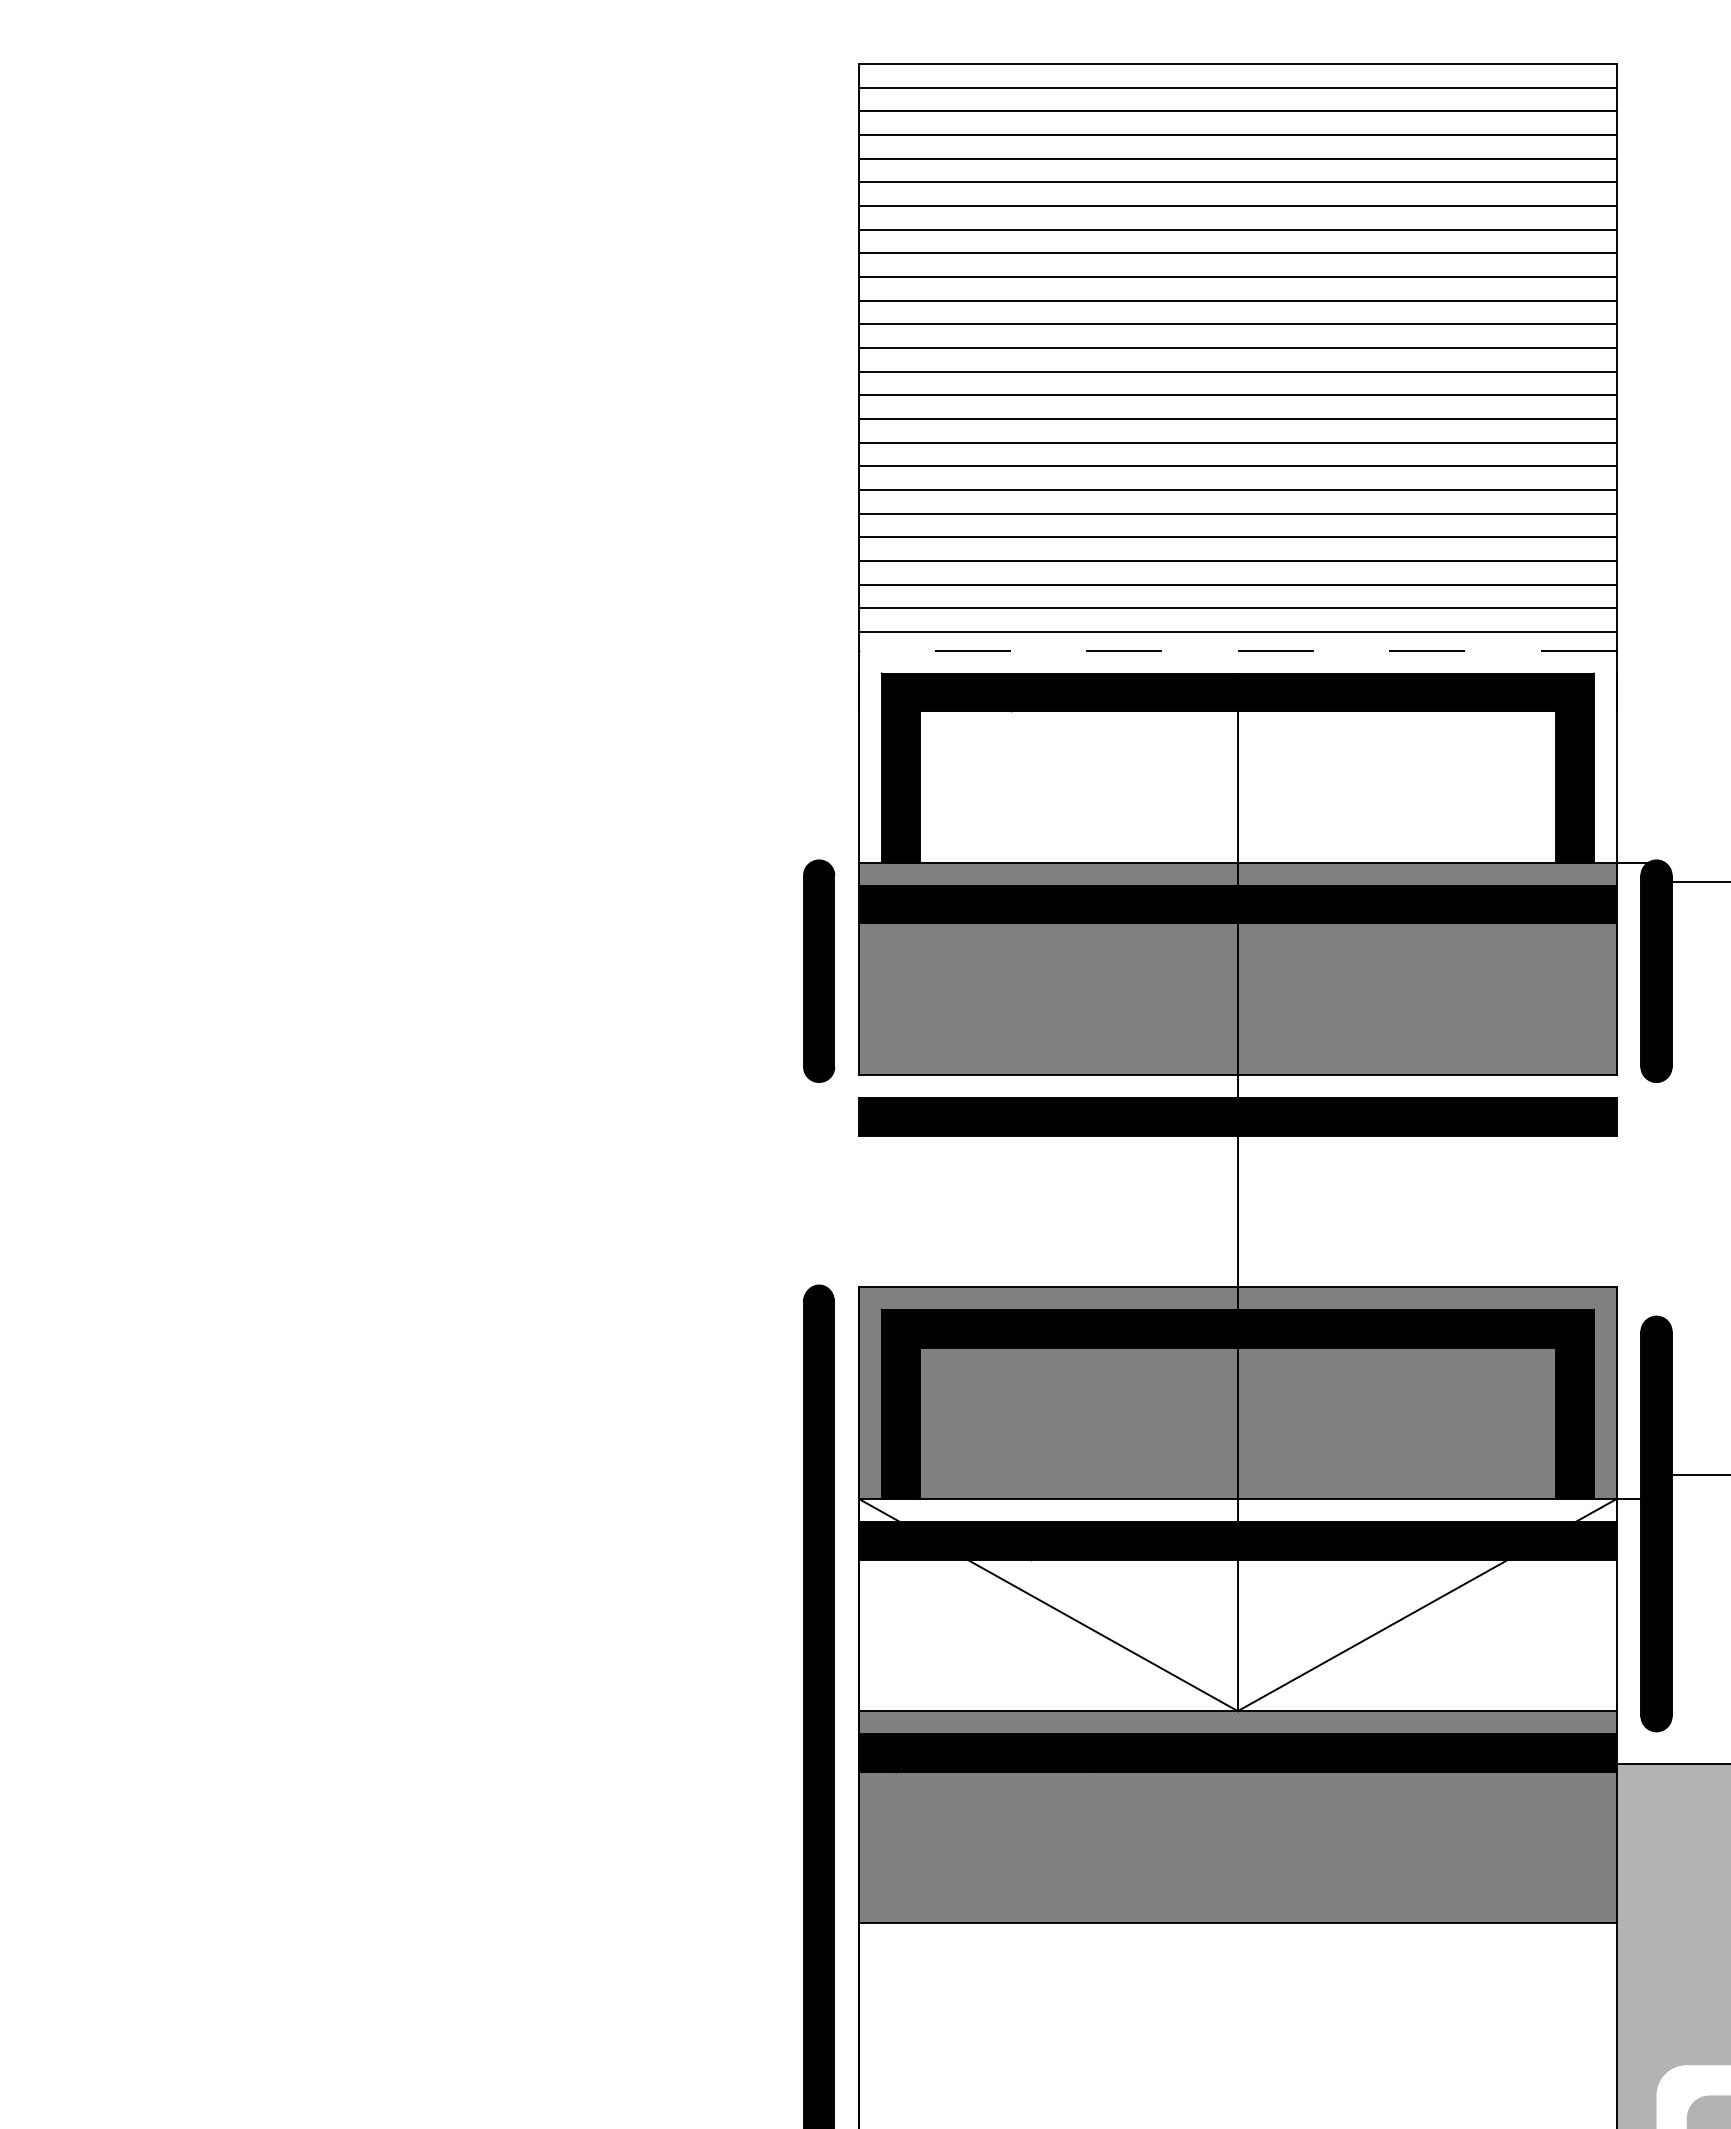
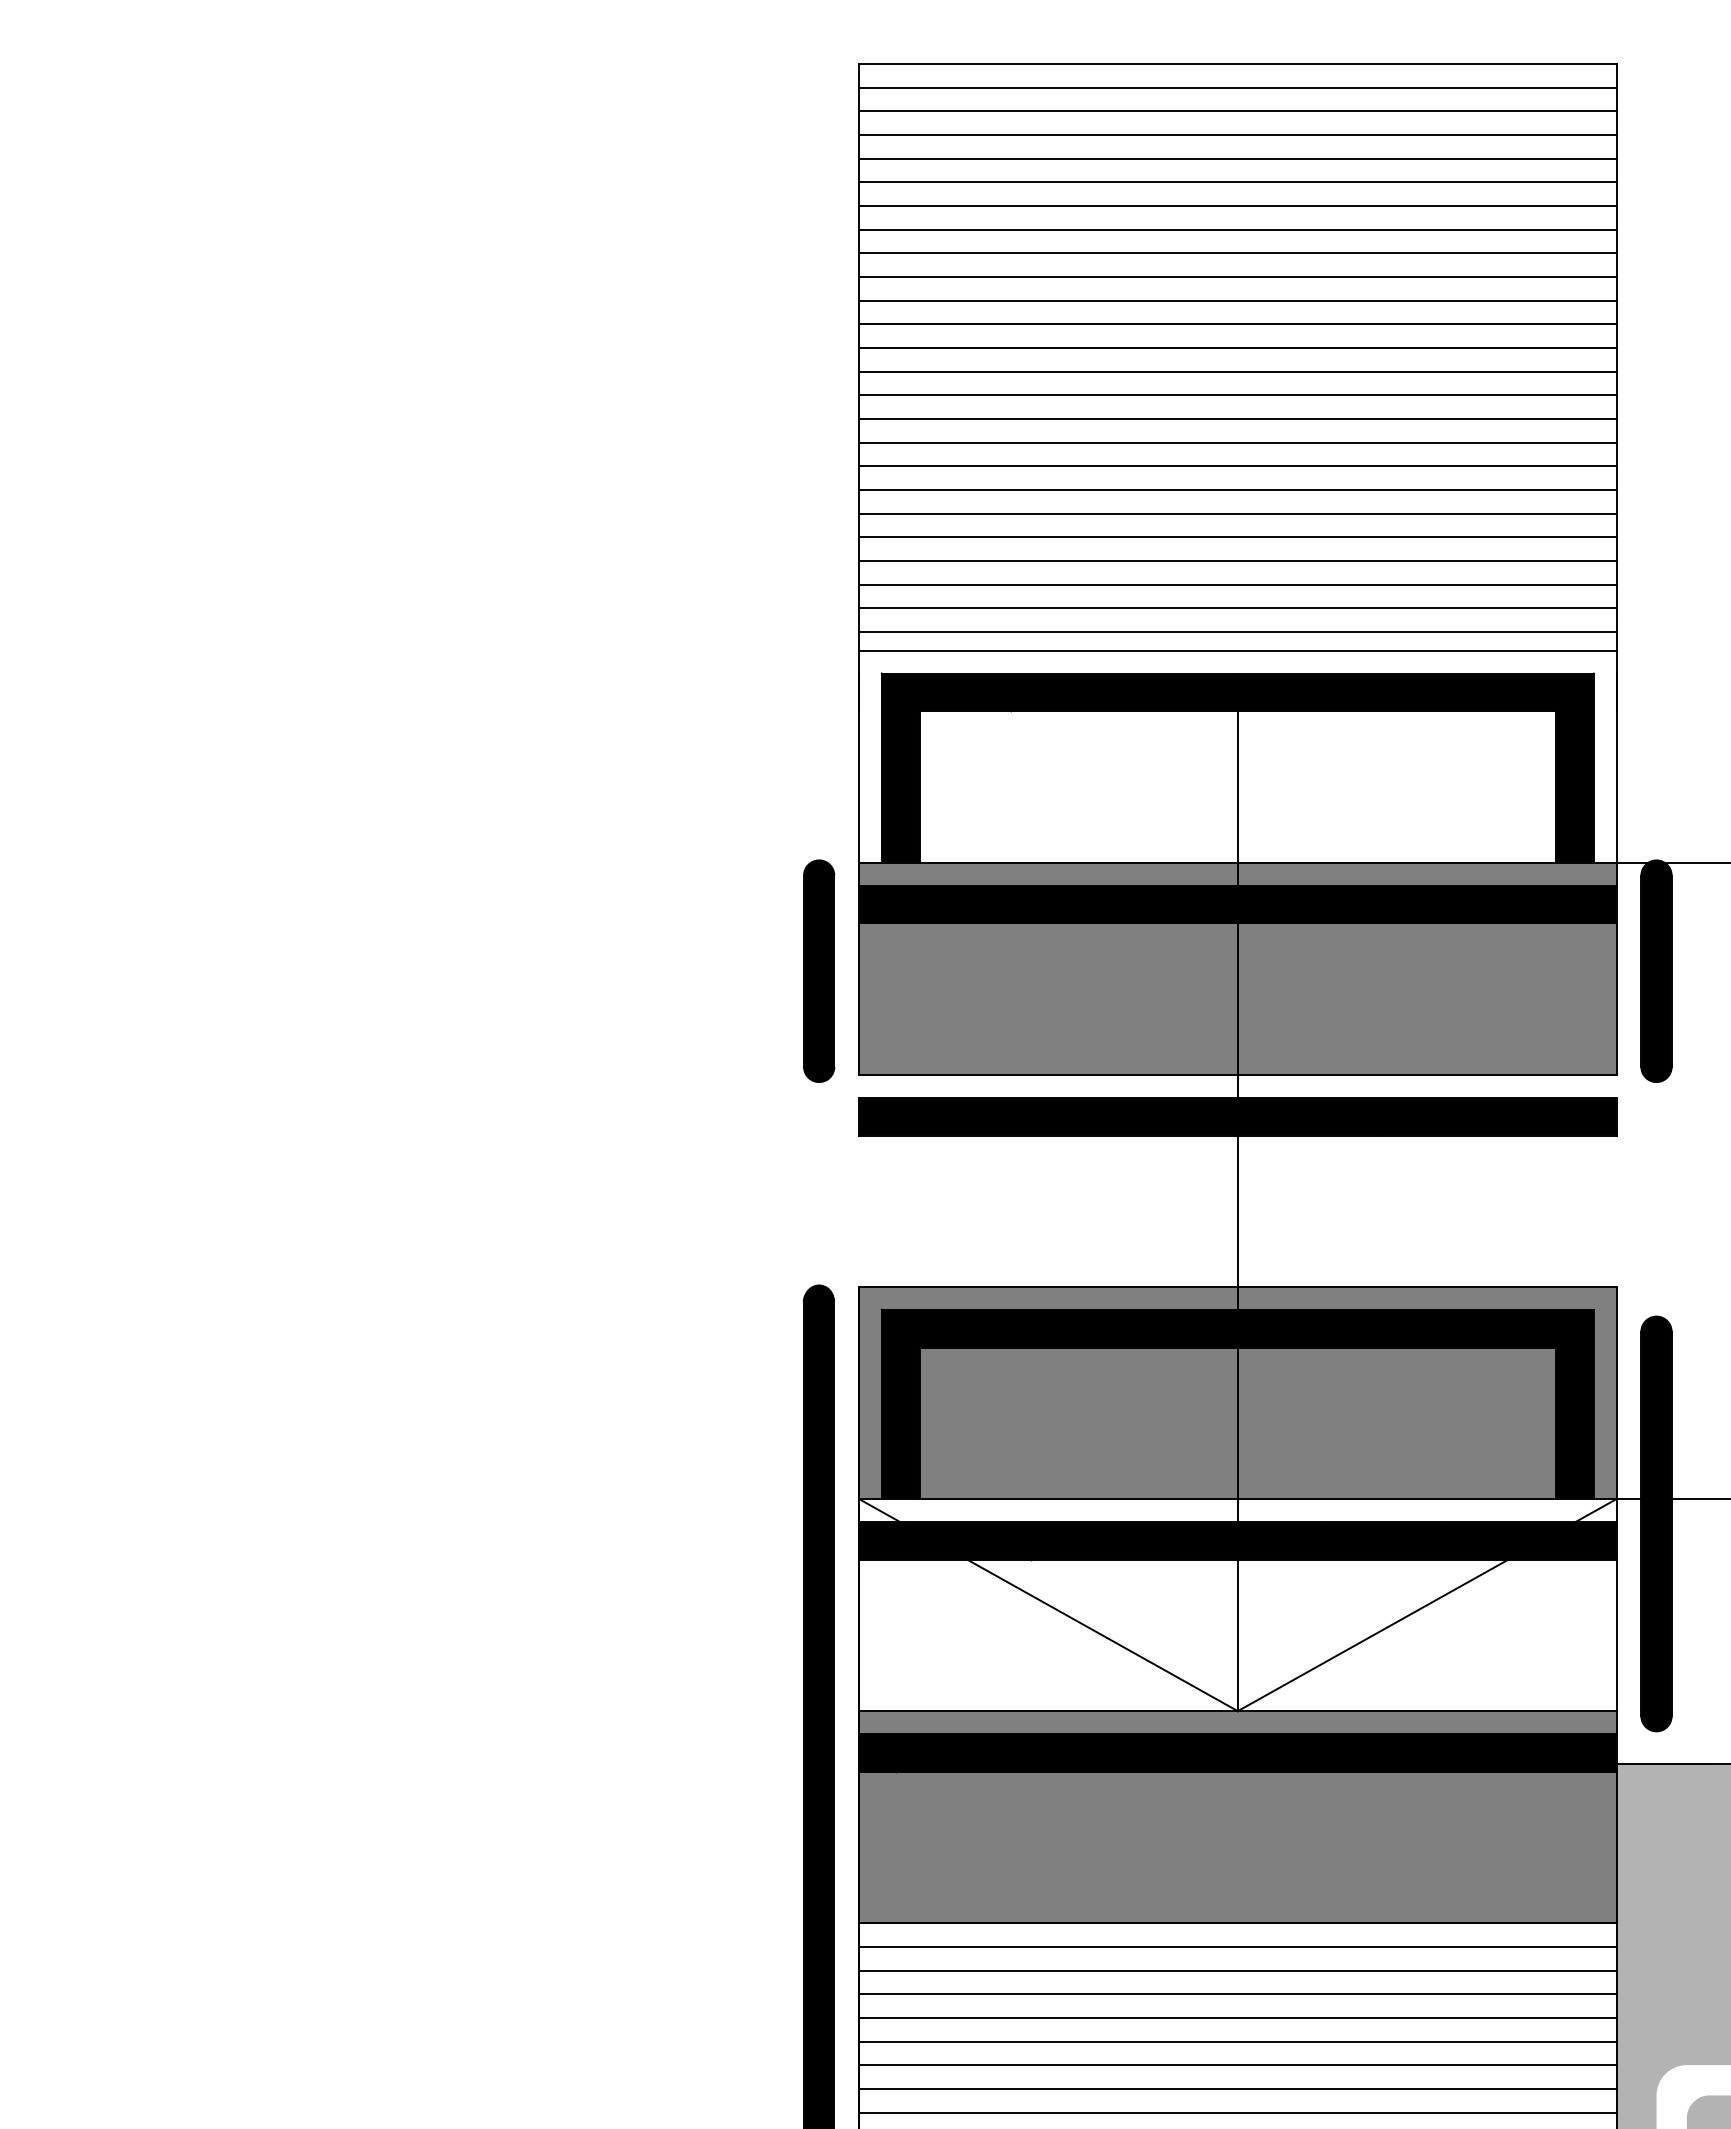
line: dashed -> solid (1237, 650)
line position: (1695, 881) -> (1695, 862) (1695, 862)
line position: (1699, 1475) -> (1699, 1499) (1699, 1499)
hatch: none -> present (1237, 2017)
